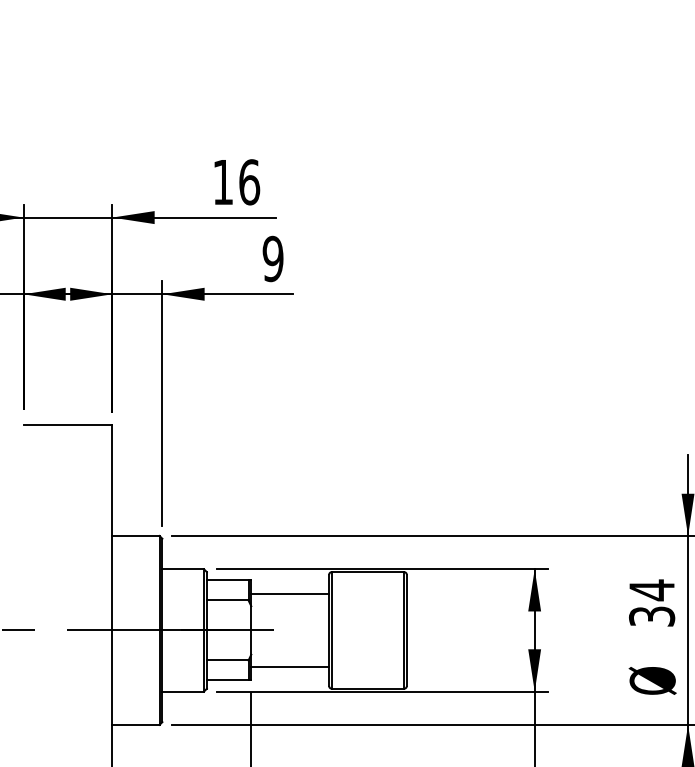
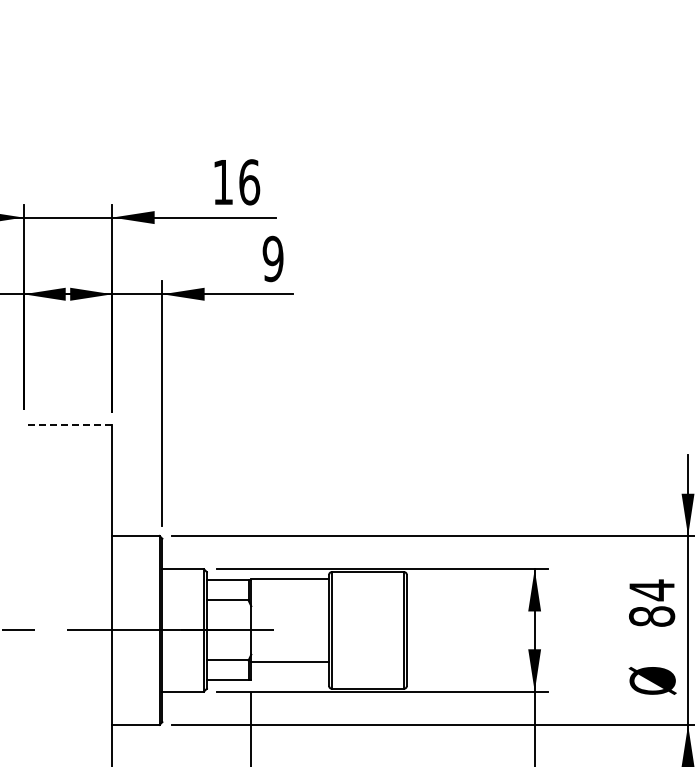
line: solid -> dashed (67, 424)
line position: (290, 594) -> (290, 579) (290, 579)
text: 34 -> 84 (652, 616)
line position: (290, 666) -> (290, 661) (290, 661)
